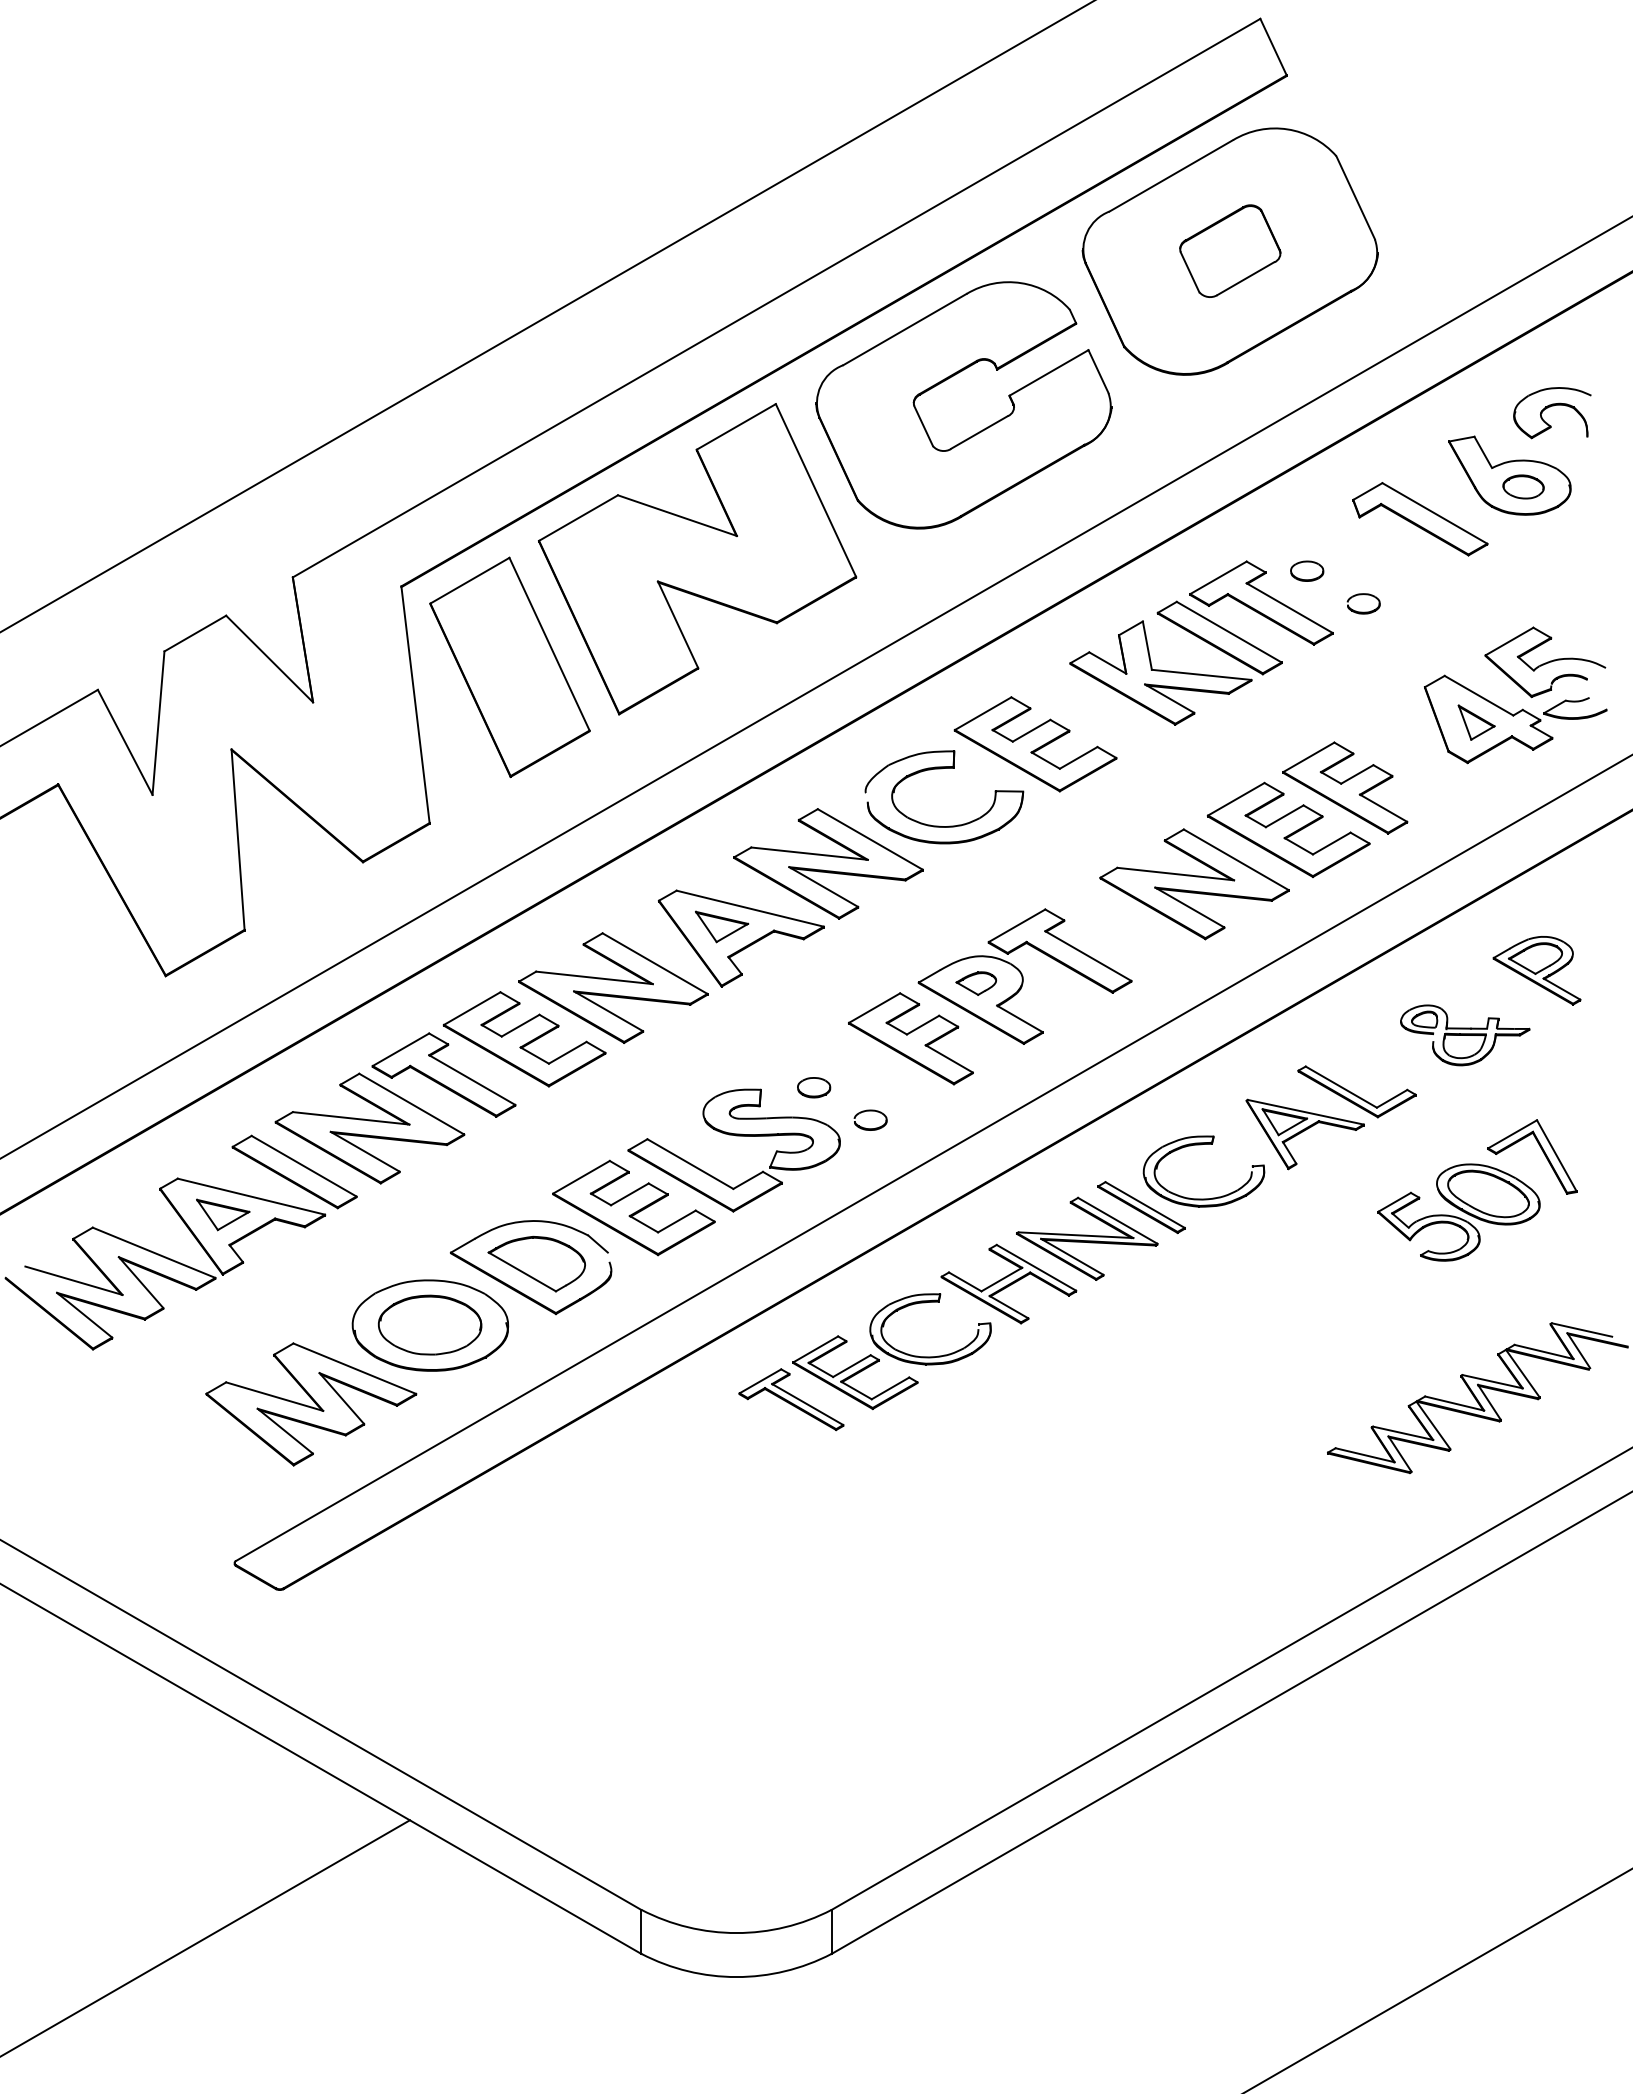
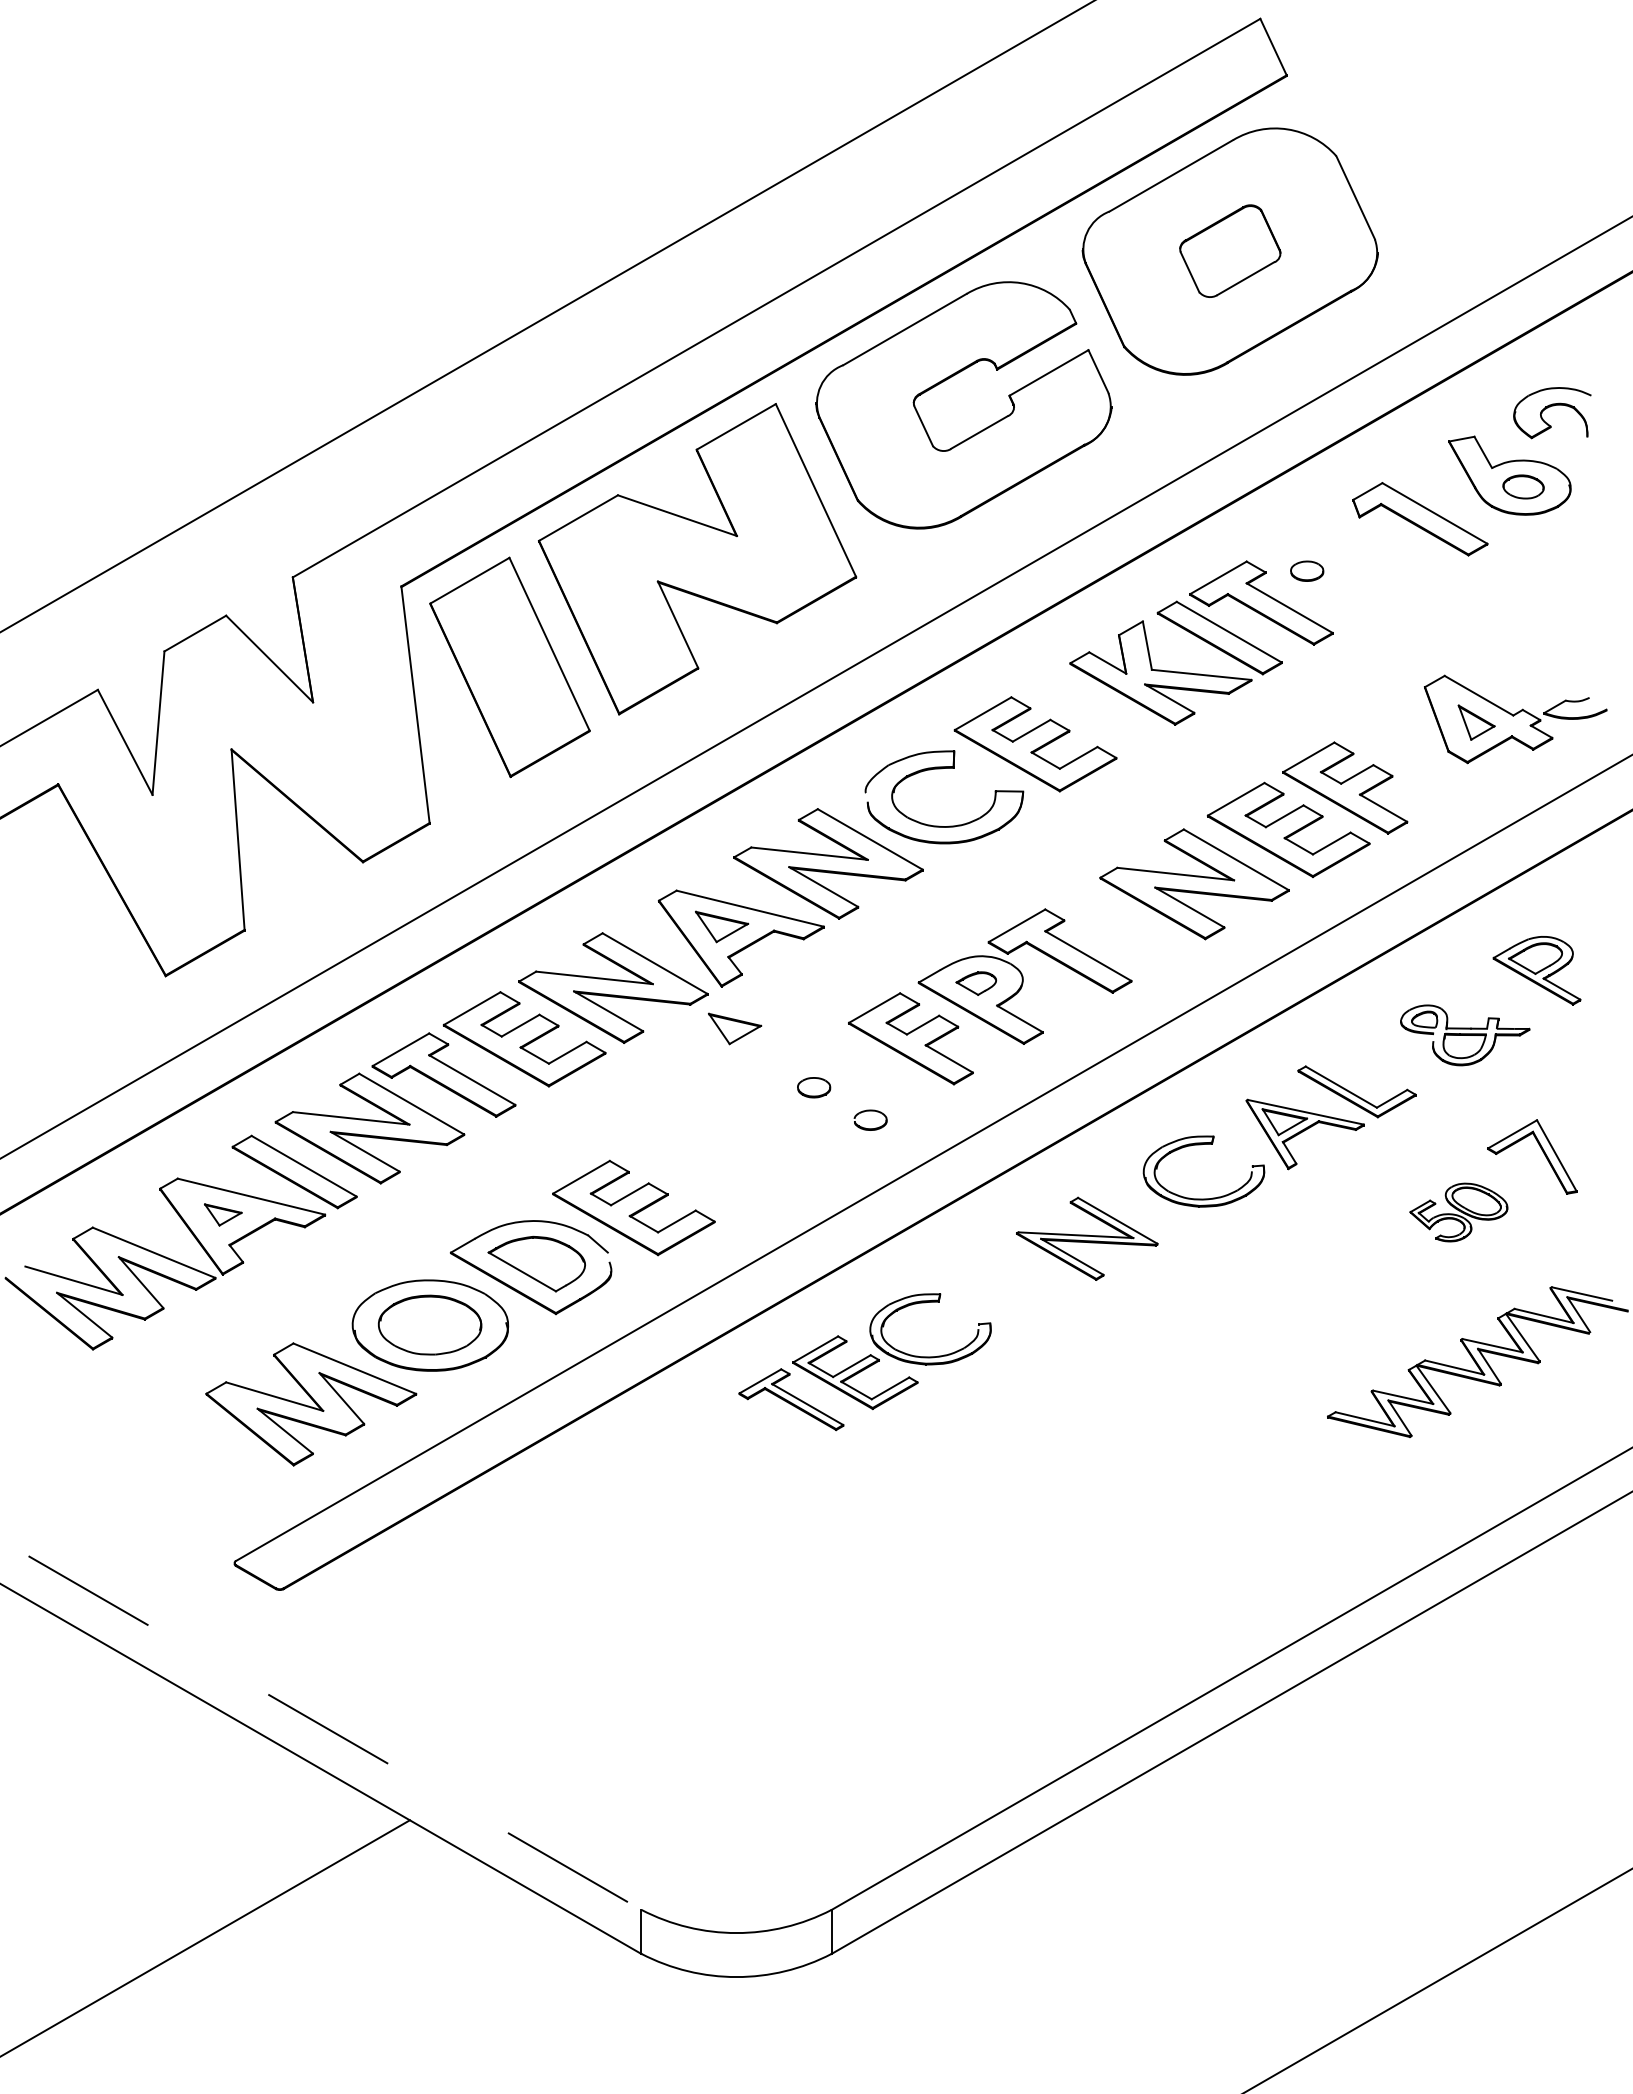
part: present -> none (1363, 611)
part: present -> none (1545, 662)
part: none -> present (735, 1028)
part: present -> none (735, 1136)
part: present -> none (1141, 1207)
part size: 164x99 px -> 100x61 px (1458, 1212)
part size: 55x34 px -> 39x24 px (223, 1214)
part: present -> none (1008, 1283)
part position: (1477, 1398) -> (1477, 1362) (1477, 1362)
line: solid -> dashed (320, 1724)
